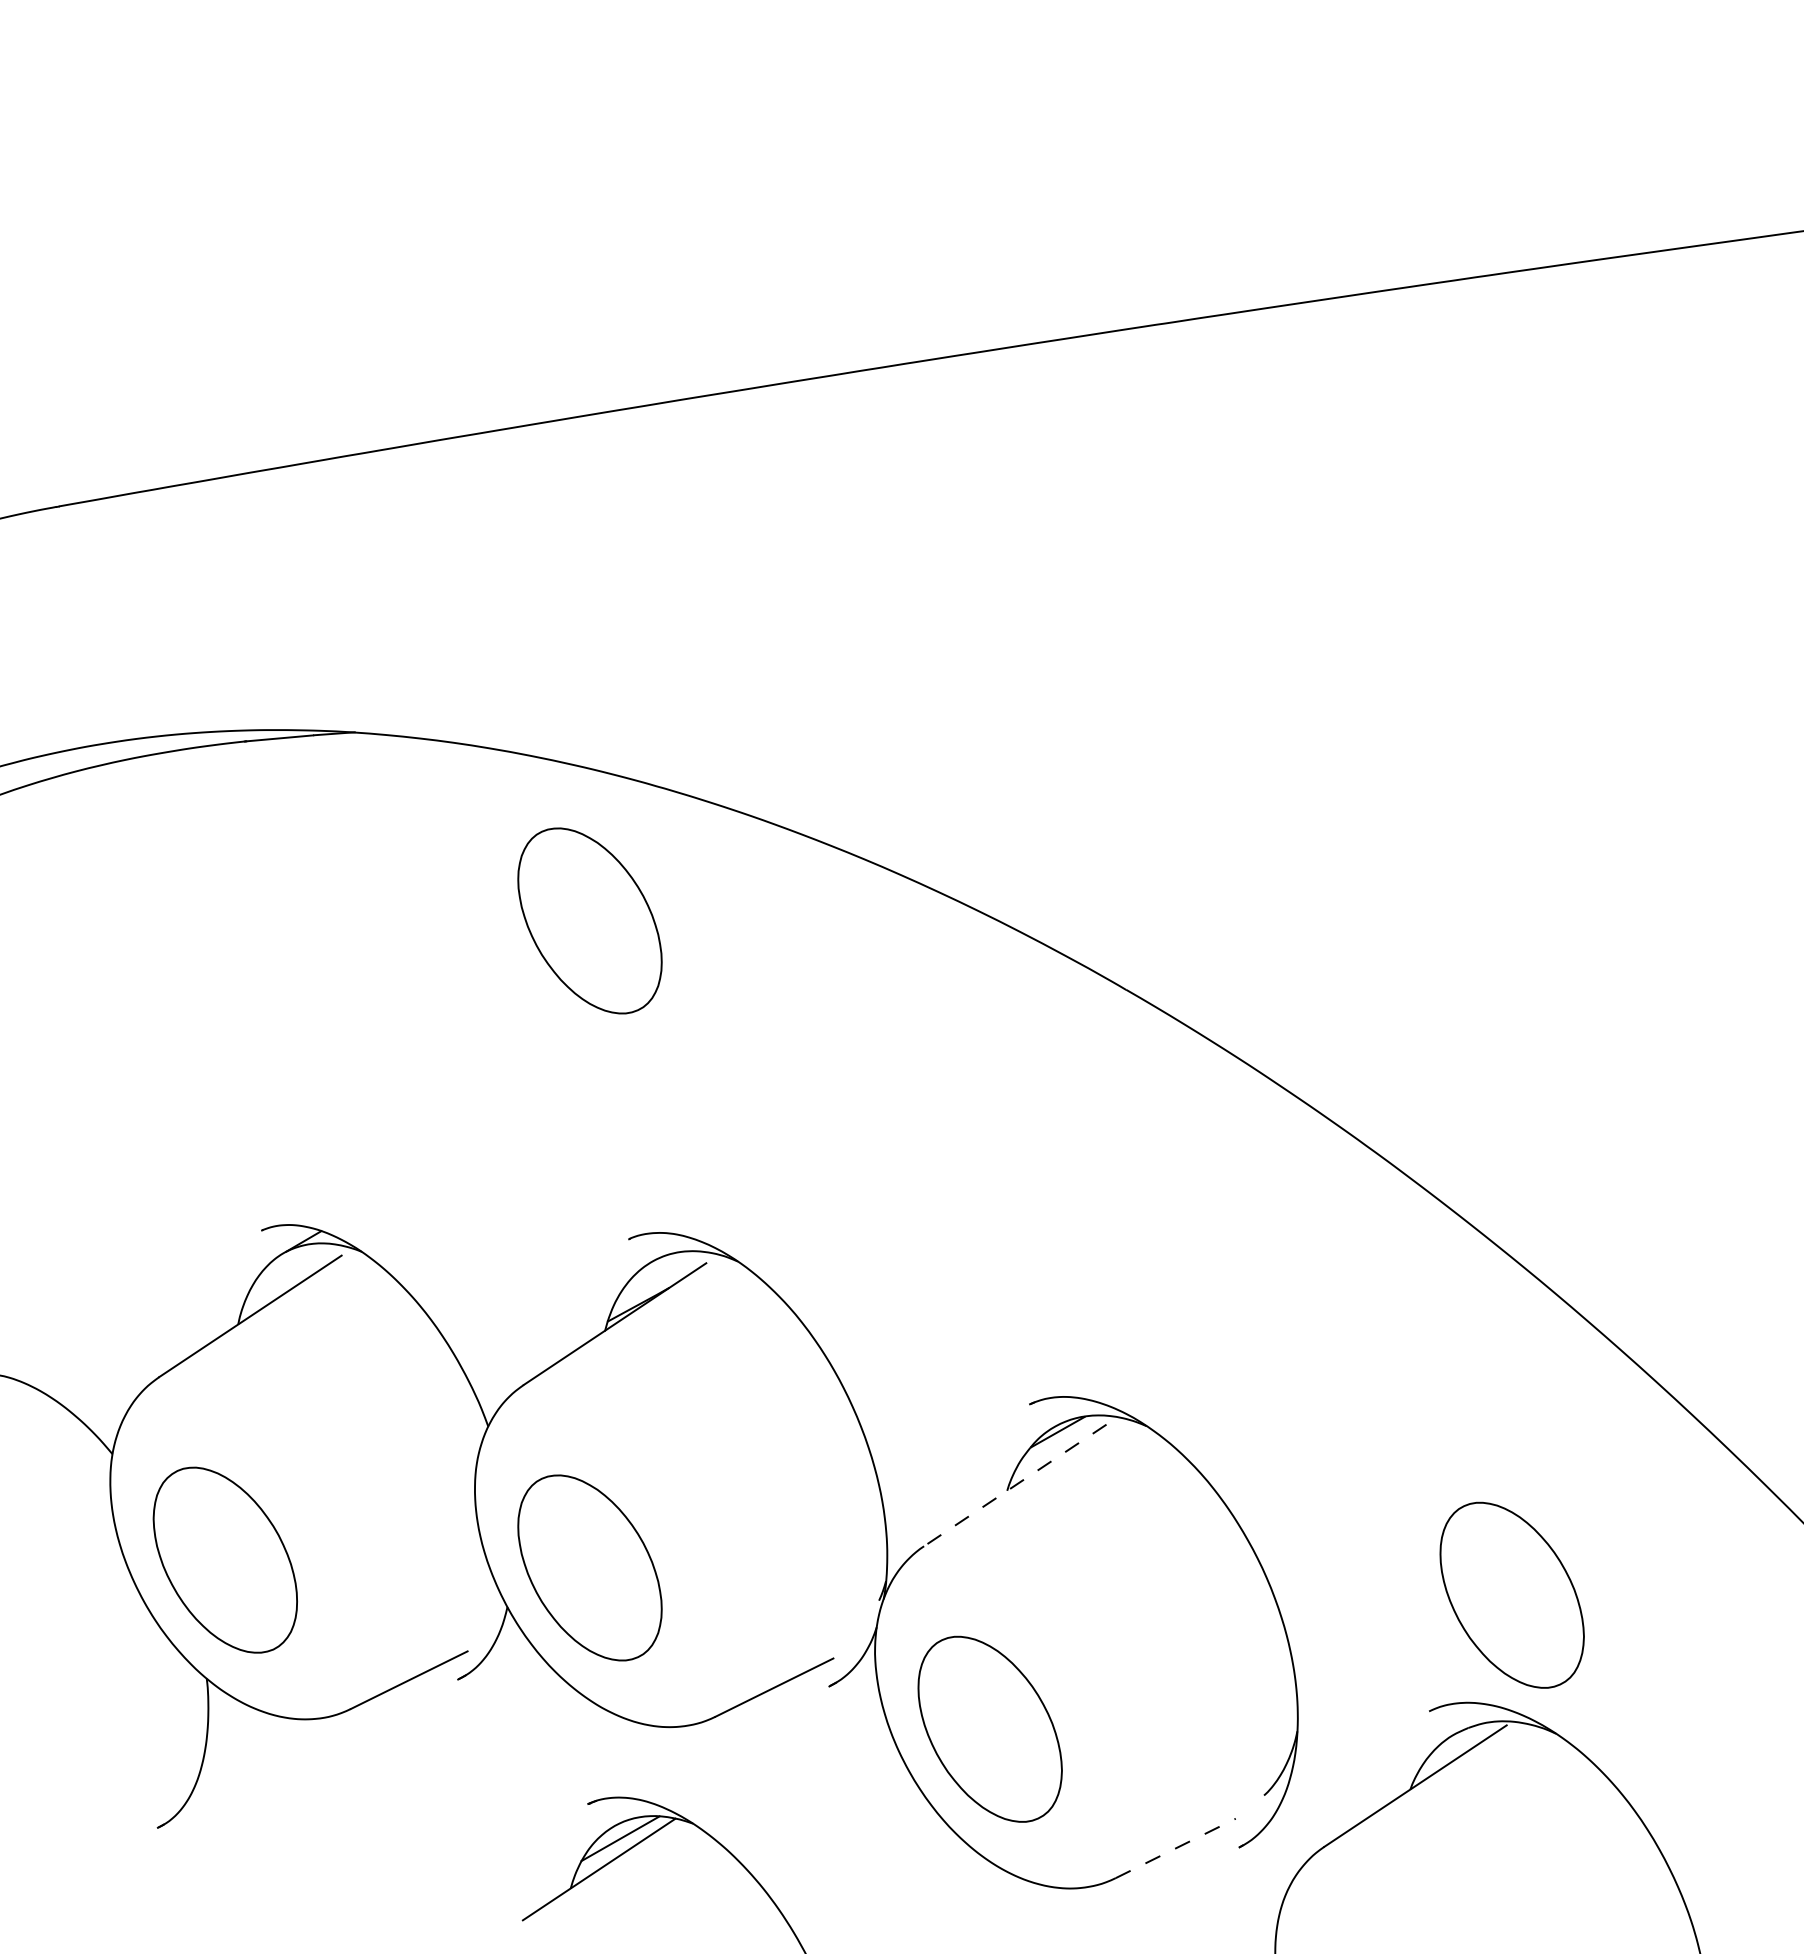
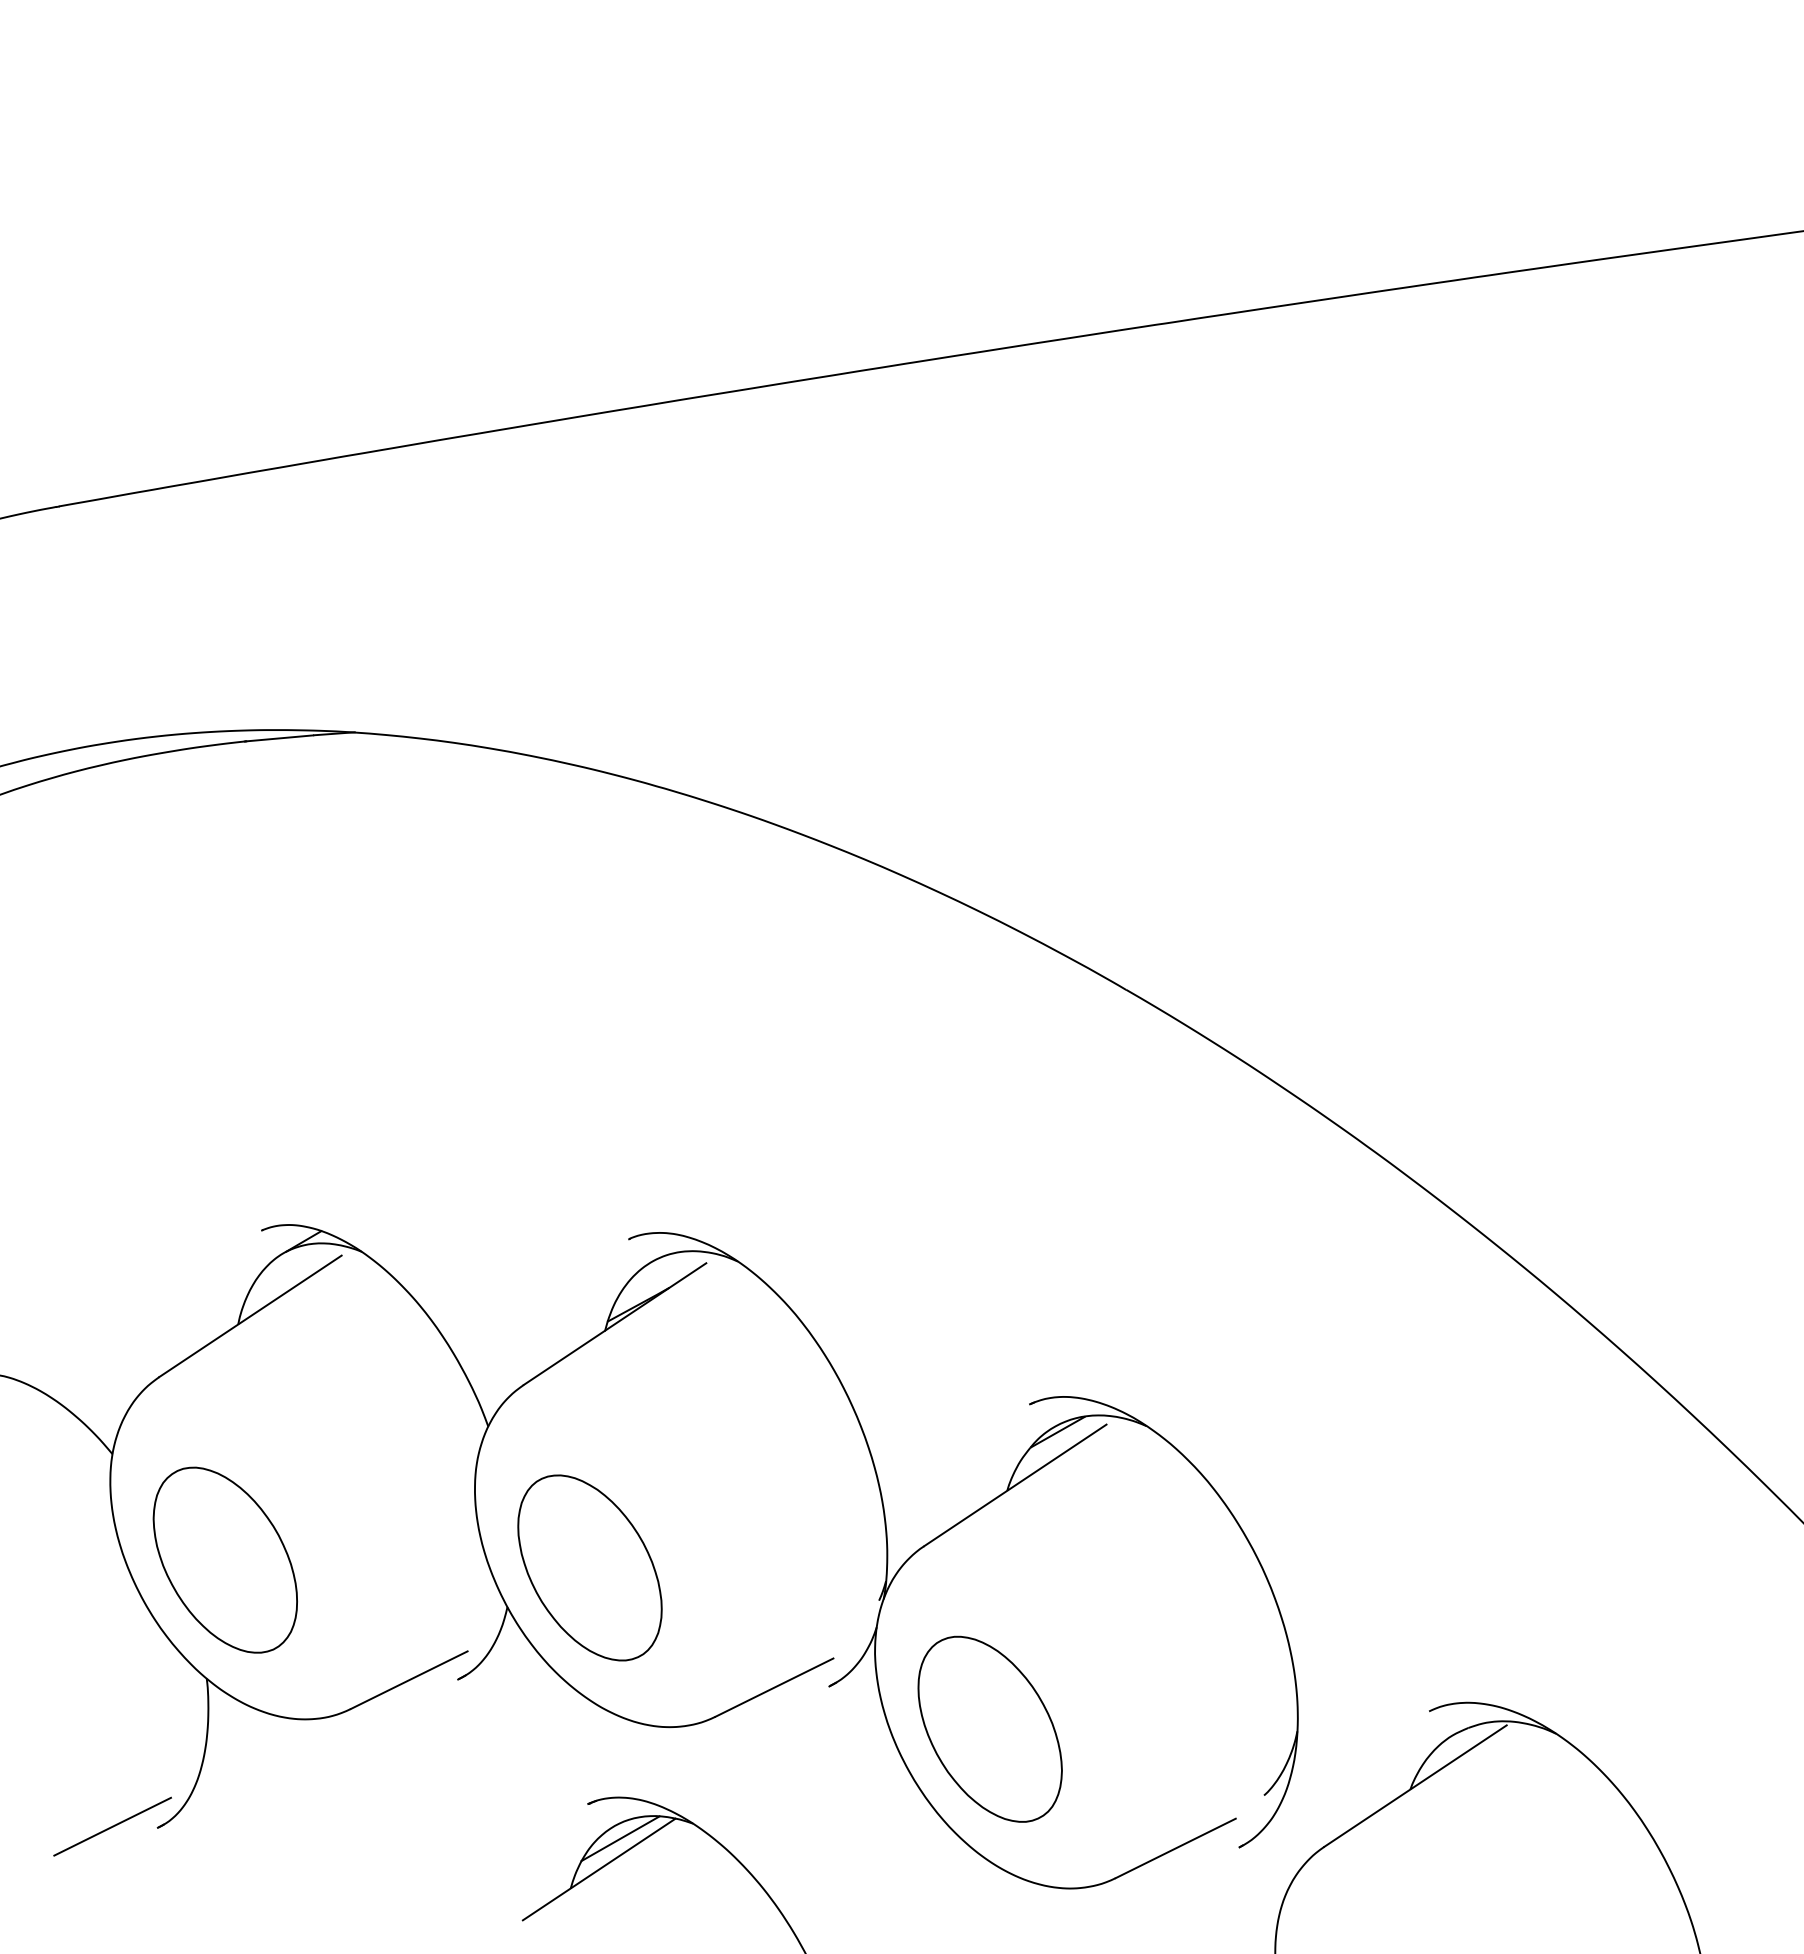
part: present -> none (589, 920)
line: dashed -> solid (1015, 1485)
part: present -> none (1511, 1594)
line: none -> present (112, 1826)
line: dashed -> solid (1175, 1848)
